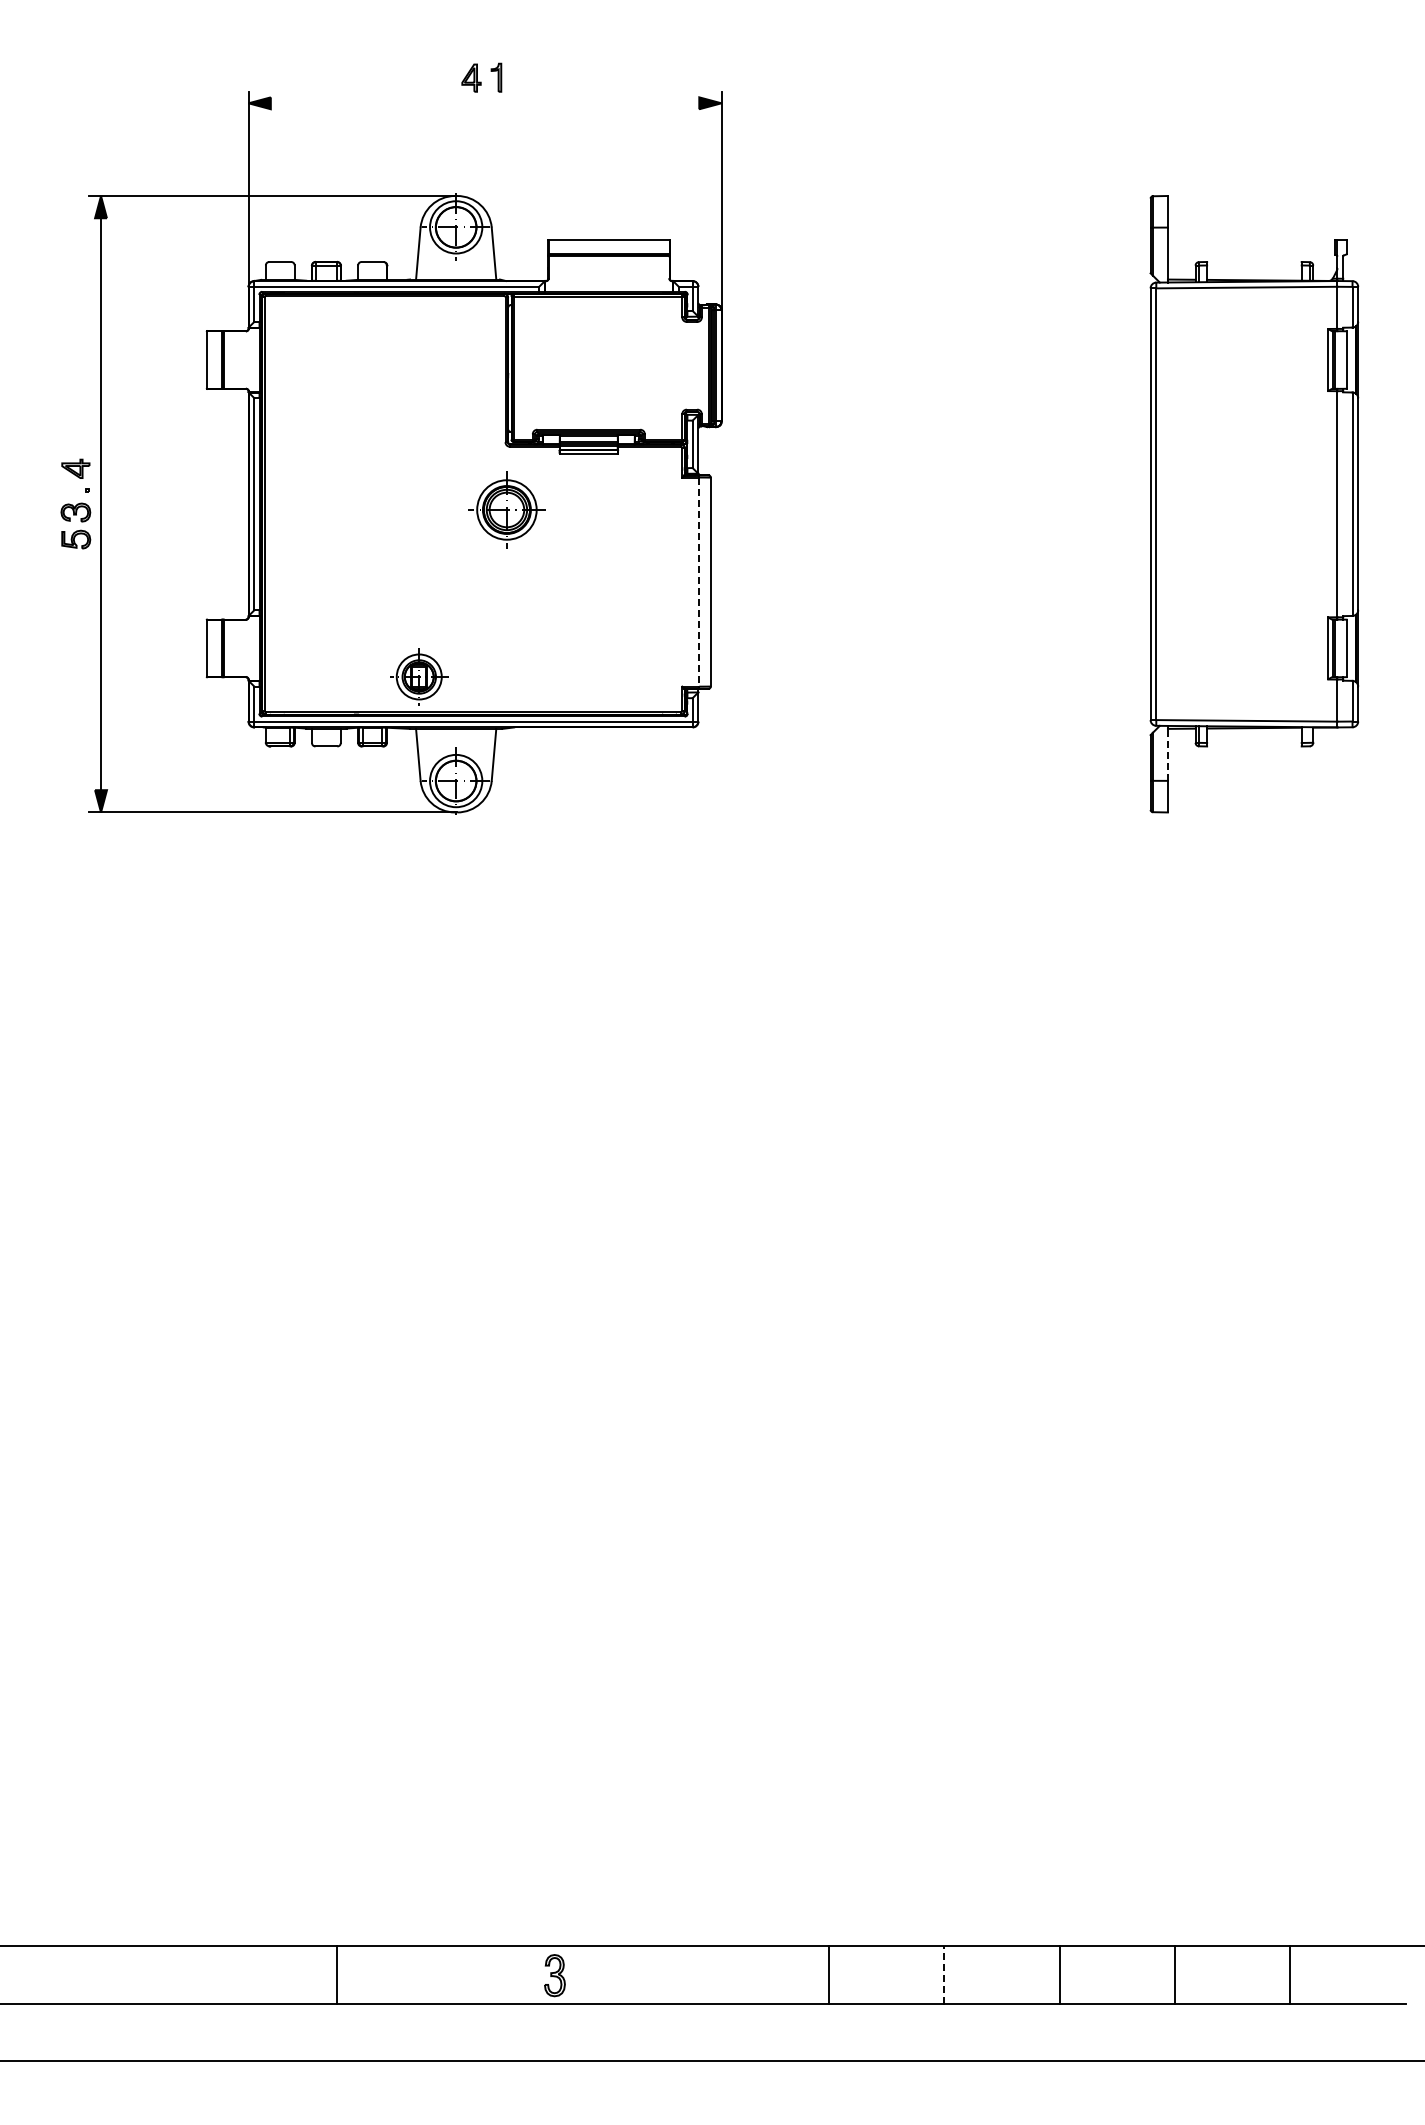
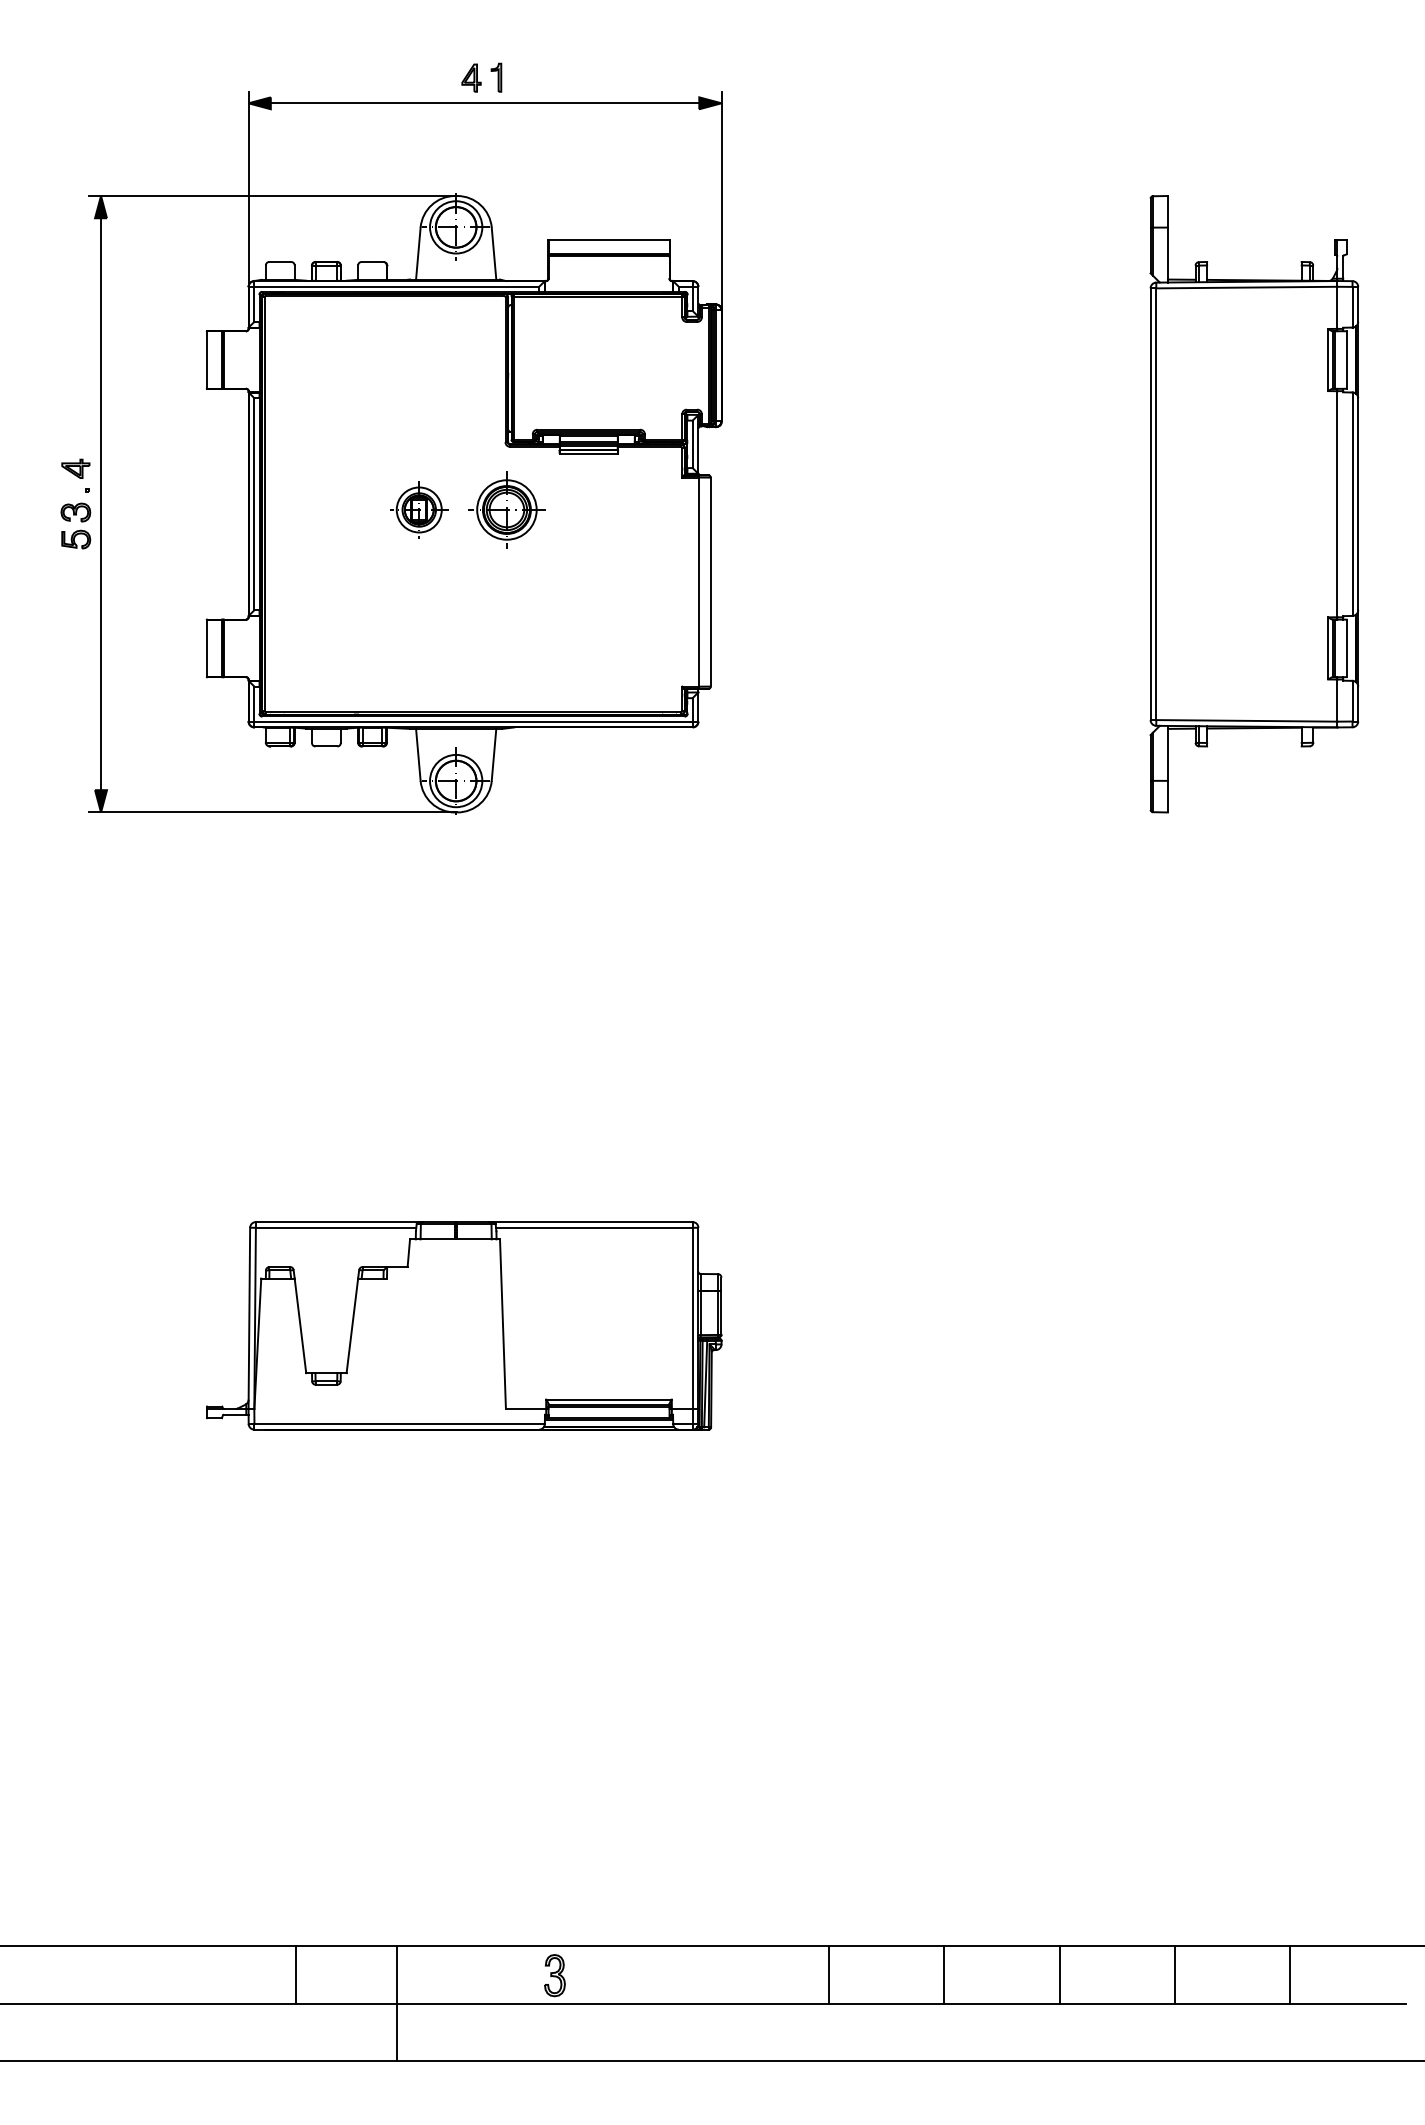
line: none -> present (484, 103)
line: dashed -> solid (699, 582)
part position: (419, 676) -> (419, 509) (419, 509)
line: dashed -> solid (1167, 754)
part: none -> present (464, 1325)
line position: (336, 1974) -> (295, 1974) (295, 1974)
line: dashed -> solid (944, 1974)
line: none -> present (396, 2003)
